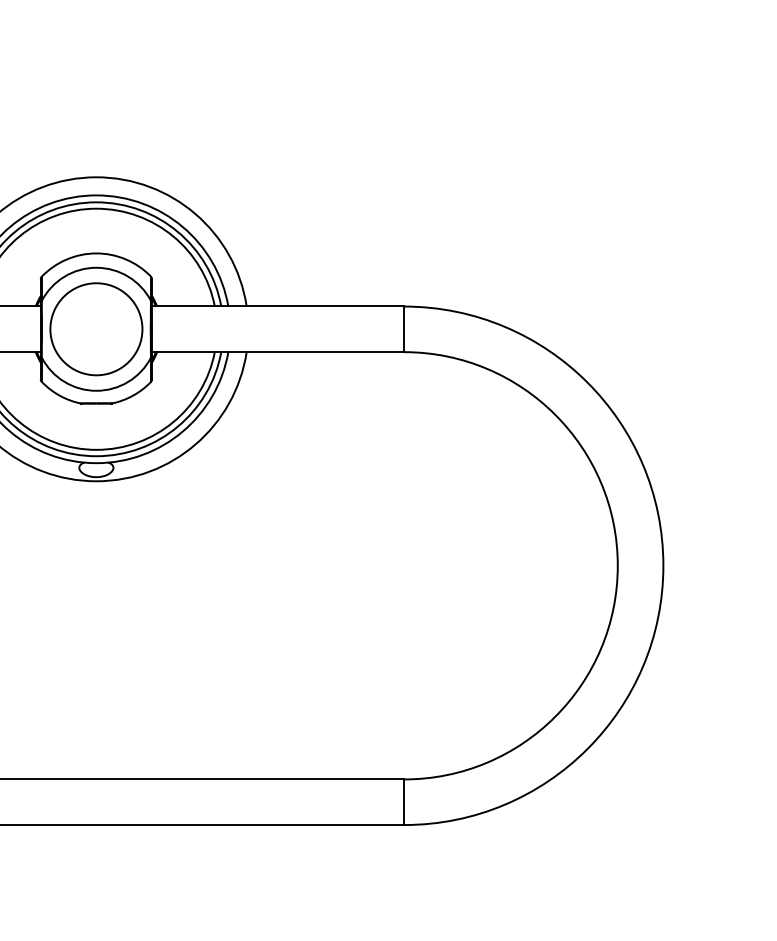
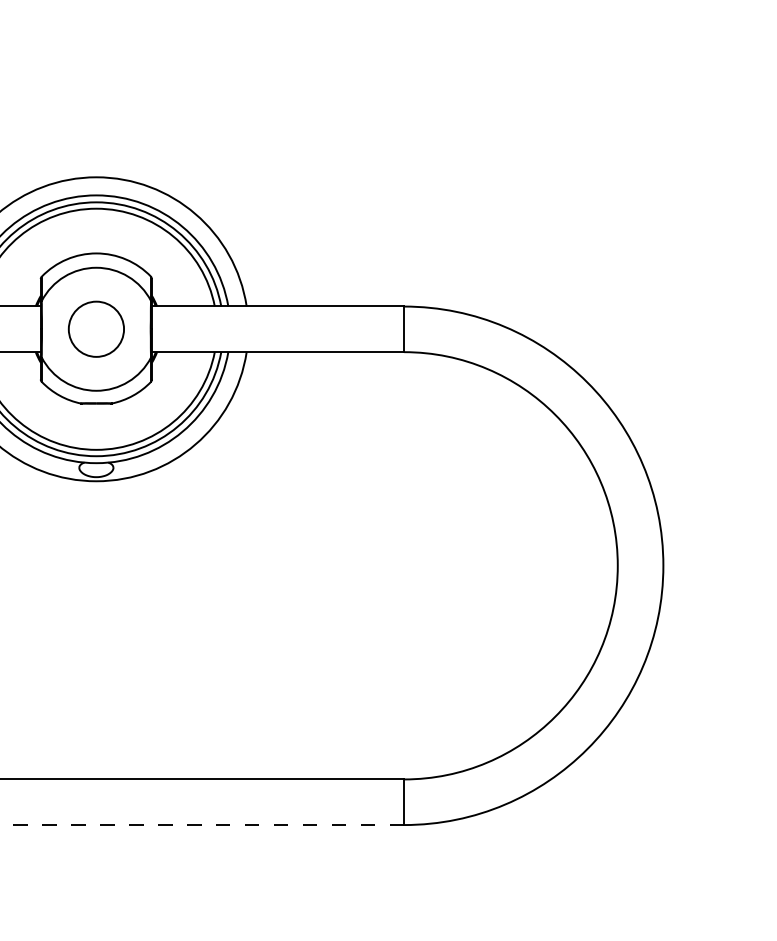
circle diameter: 92 px -> 55 px (96, 328)
line: solid -> dashed (202, 825)
